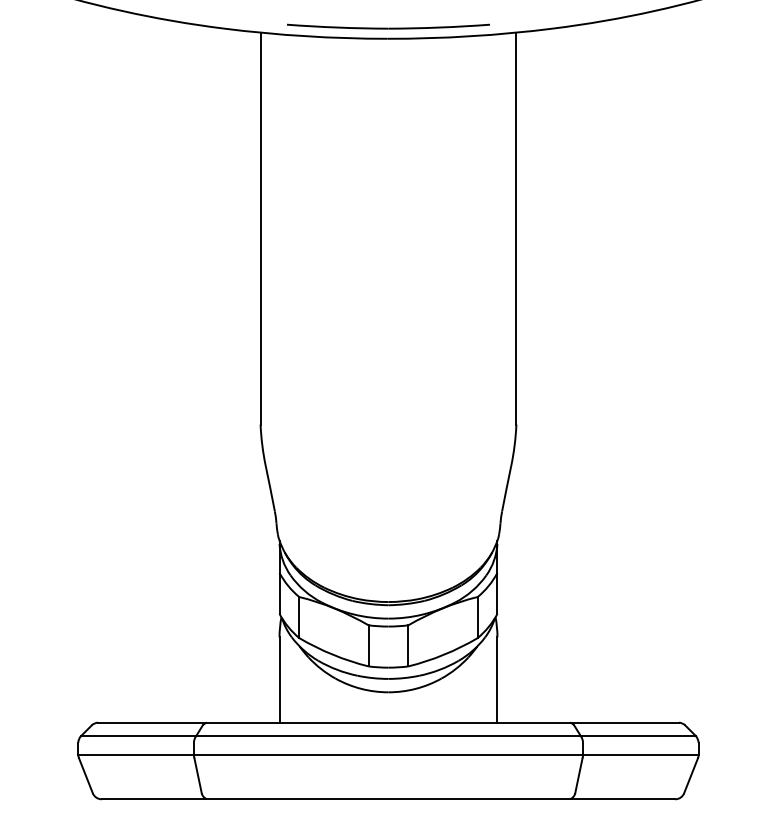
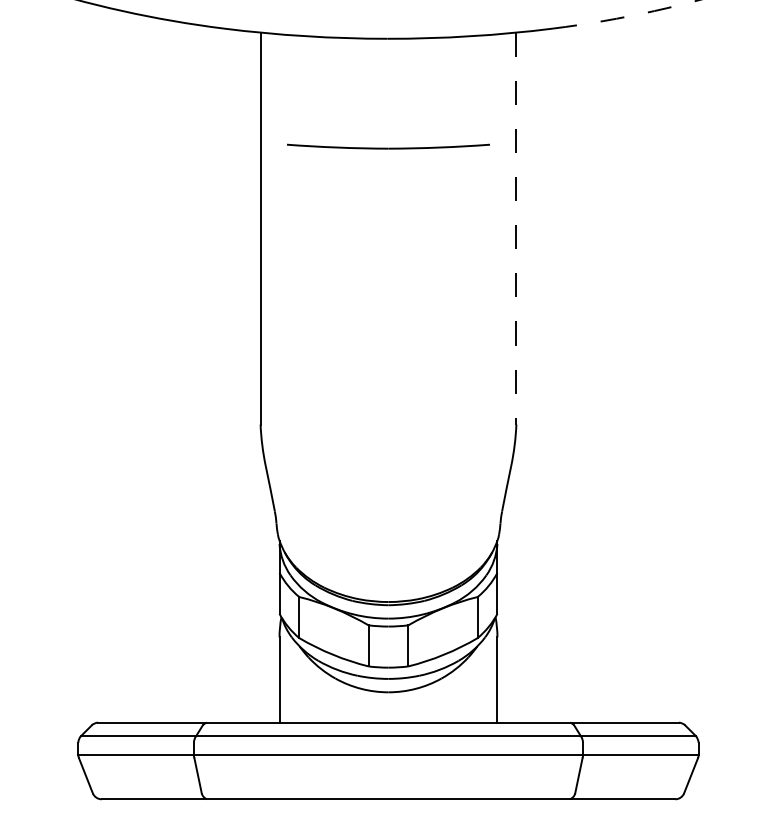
arc: solid -> dashed (627, 16)
part position: (388, 26) -> (388, 146) (388, 146)
line: solid -> dashed (516, 228)
